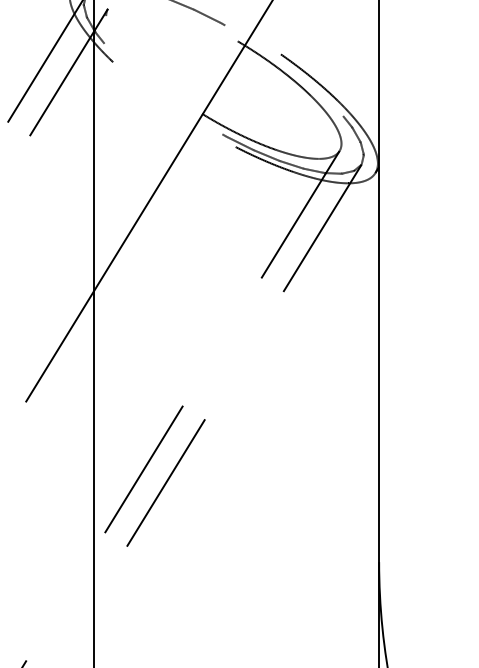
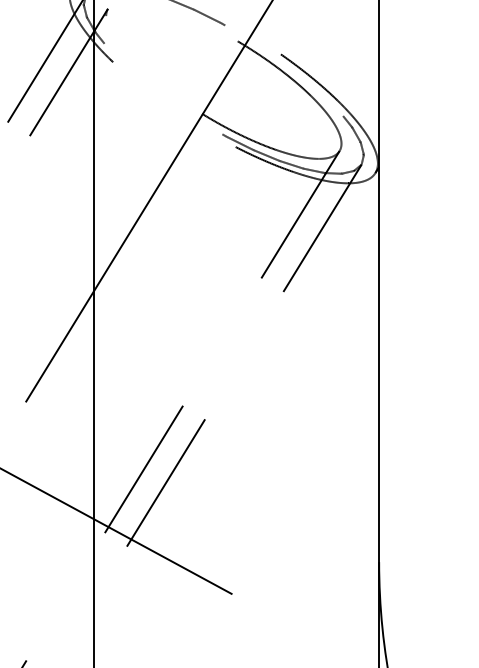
line: none -> present (117, 531)
